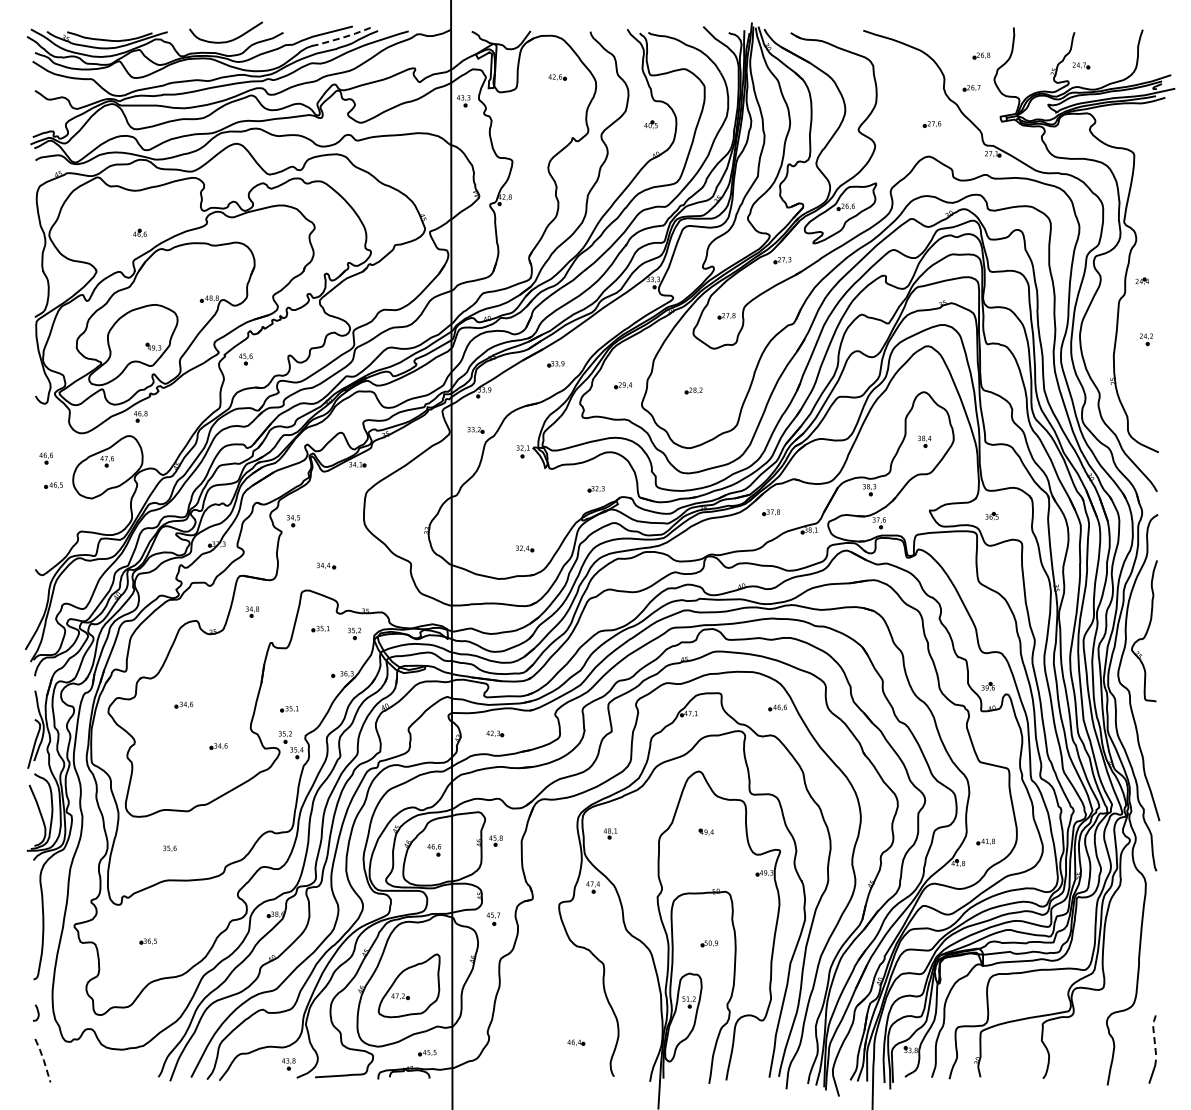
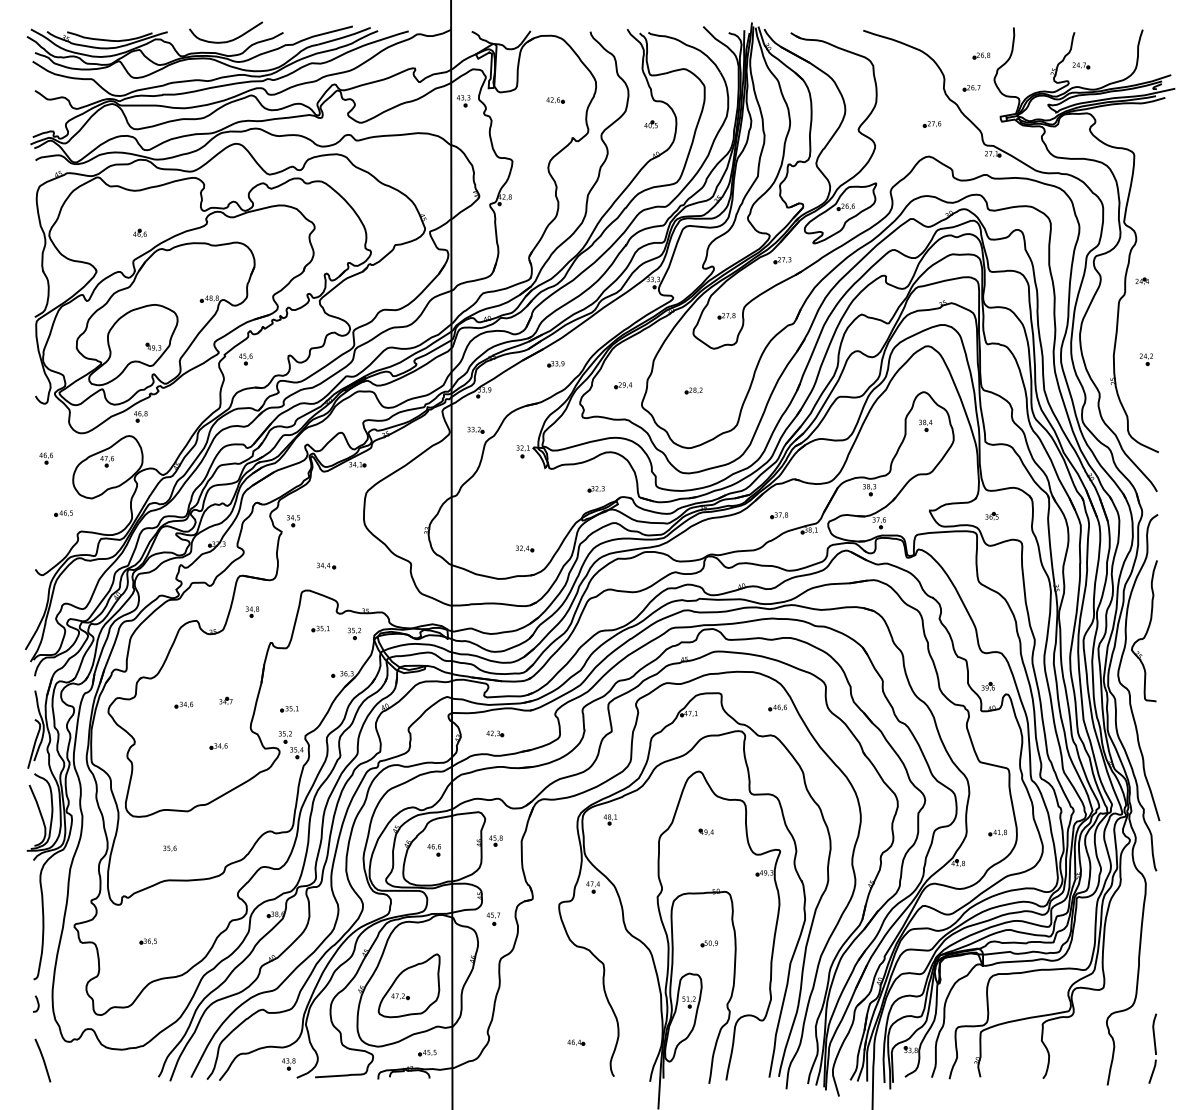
line: dashed -> solid (344, 37)
part position: (557, 77) -> (555, 100) (555, 100)
part position: (1145, 339) -> (1145, 359) (1145, 359)
part position: (924, 441) -> (925, 425) (925, 425)
part position: (53, 485) -> (63, 513) (63, 513)
part position: (770, 512) -> (778, 515) (778, 515)
part: none -> present (225, 700)
part position: (610, 833) -> (610, 819) (610, 819)
part position: (985, 841) -> (997, 832) (997, 832)
curve position: (37, 1012) -> (37, 1003) (37, 1003)
line: dashed -> solid (1153, 1032)
line: dashed -> solid (43, 1060)
